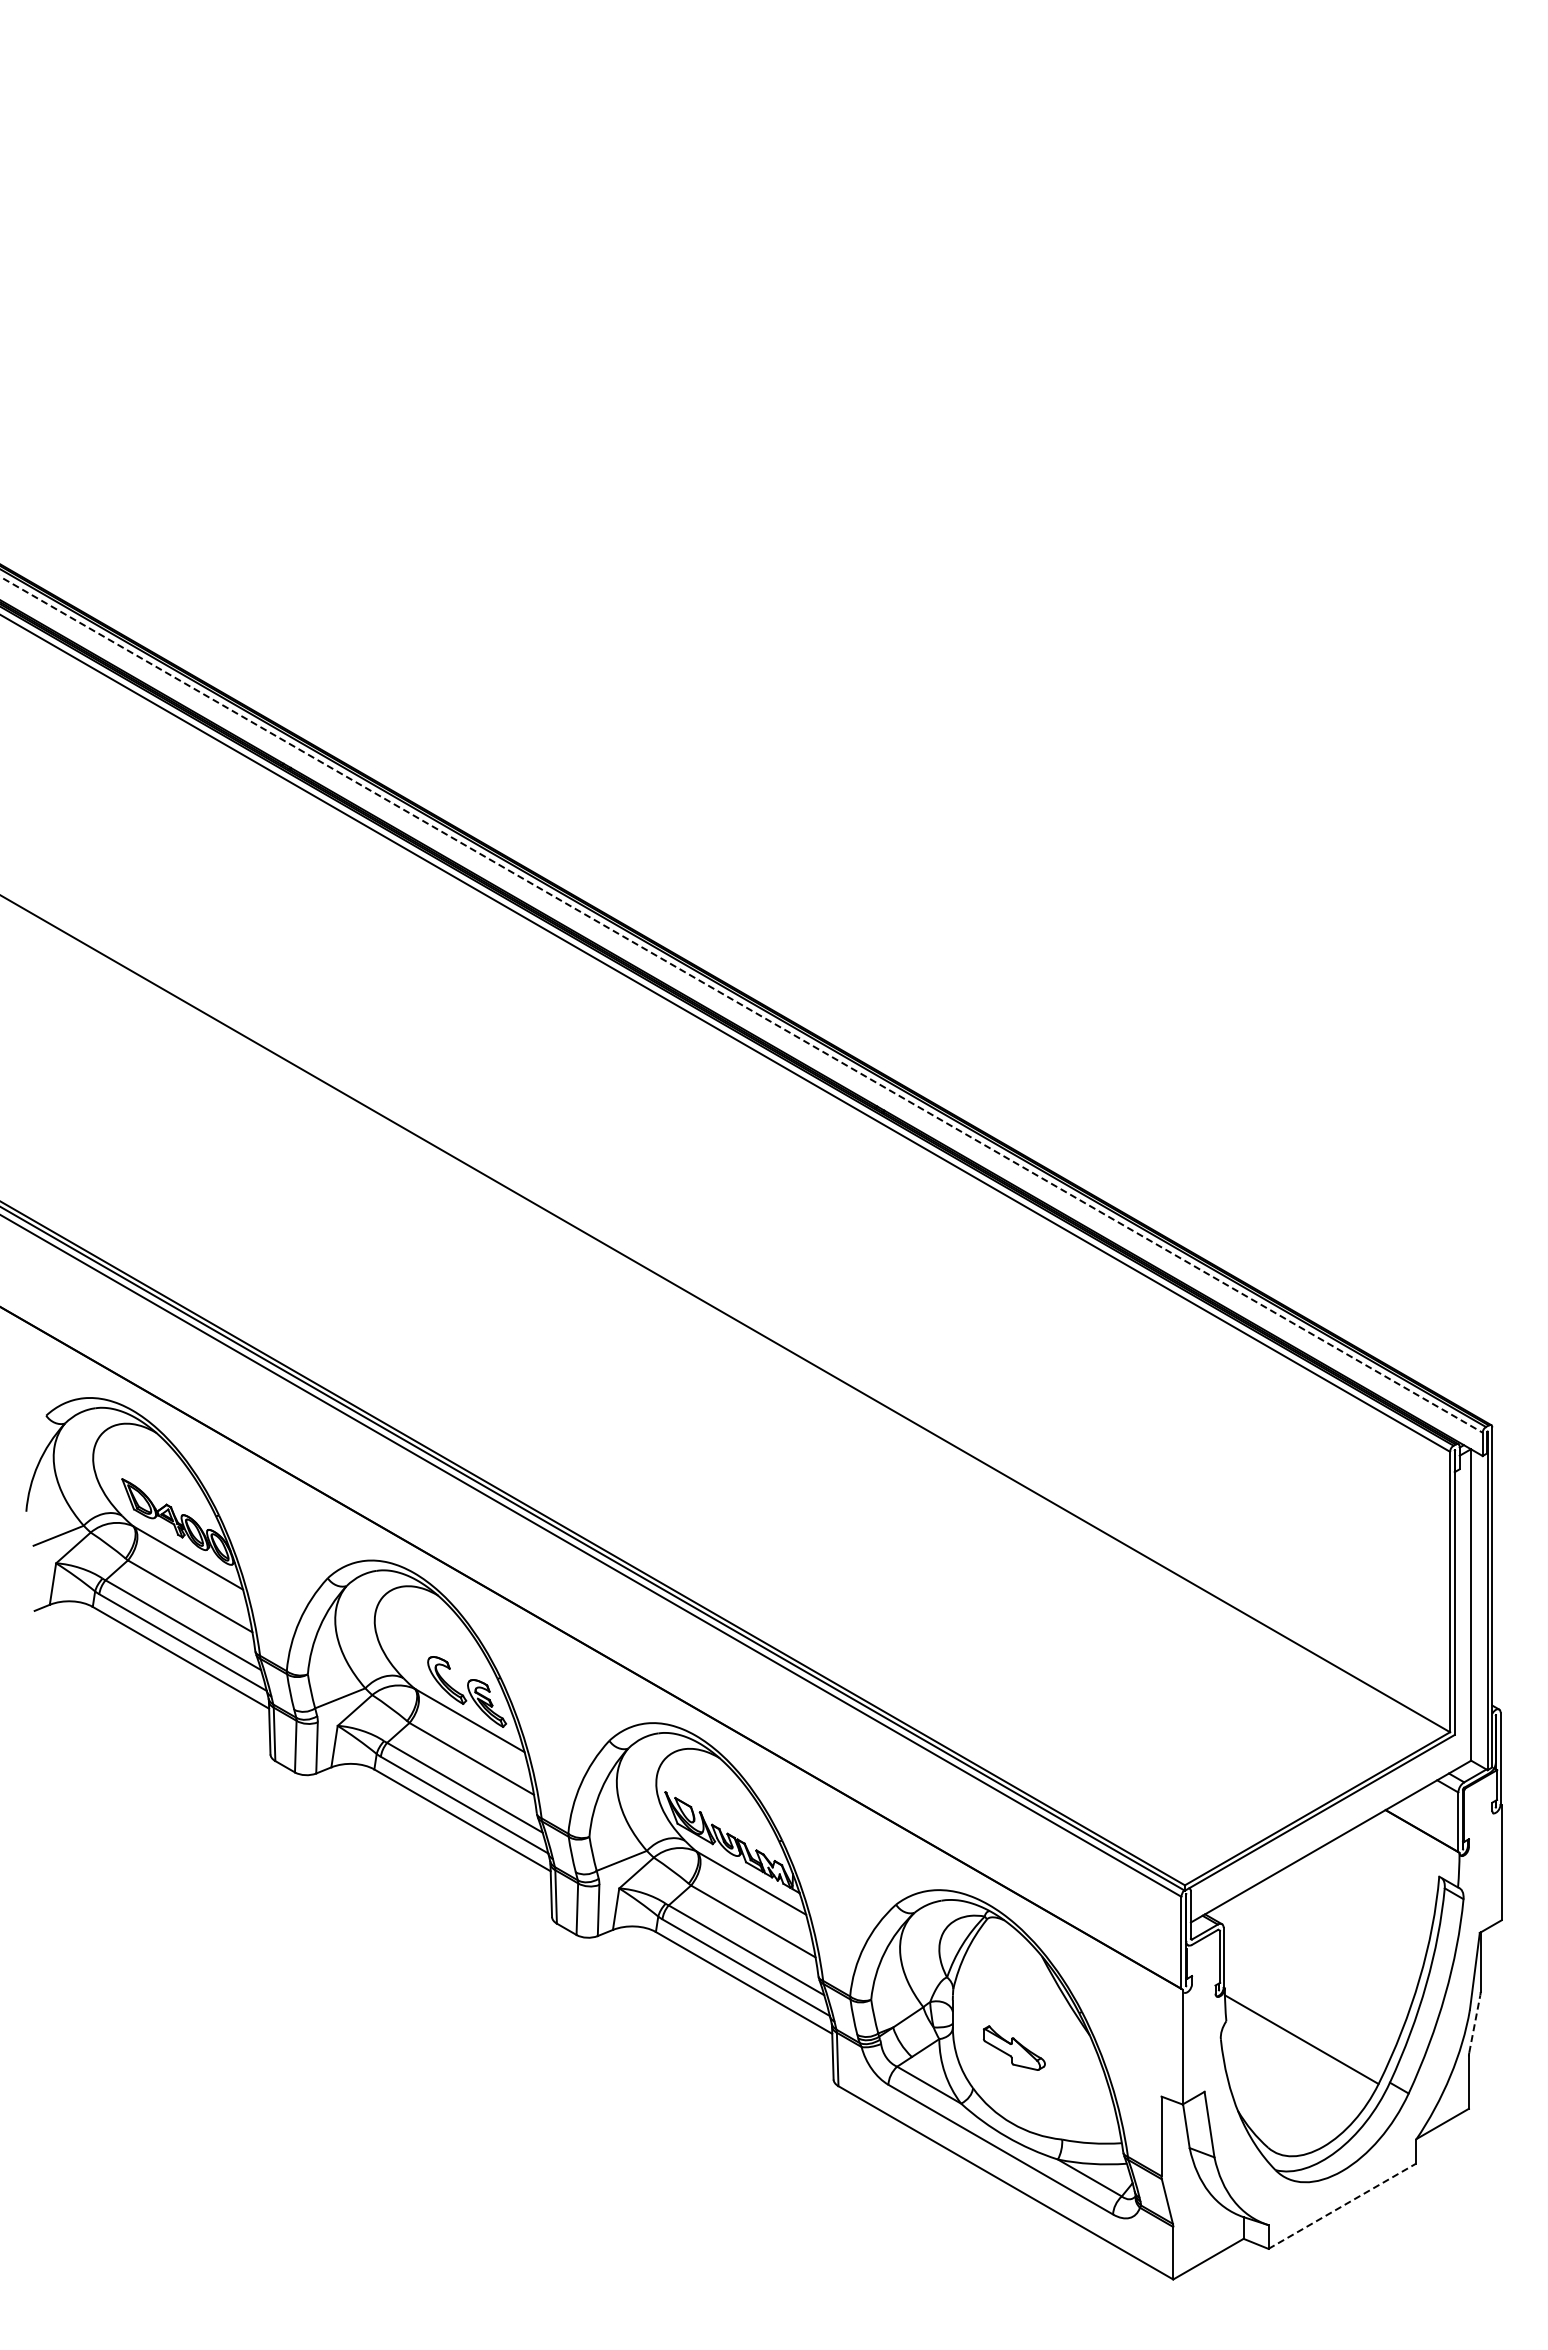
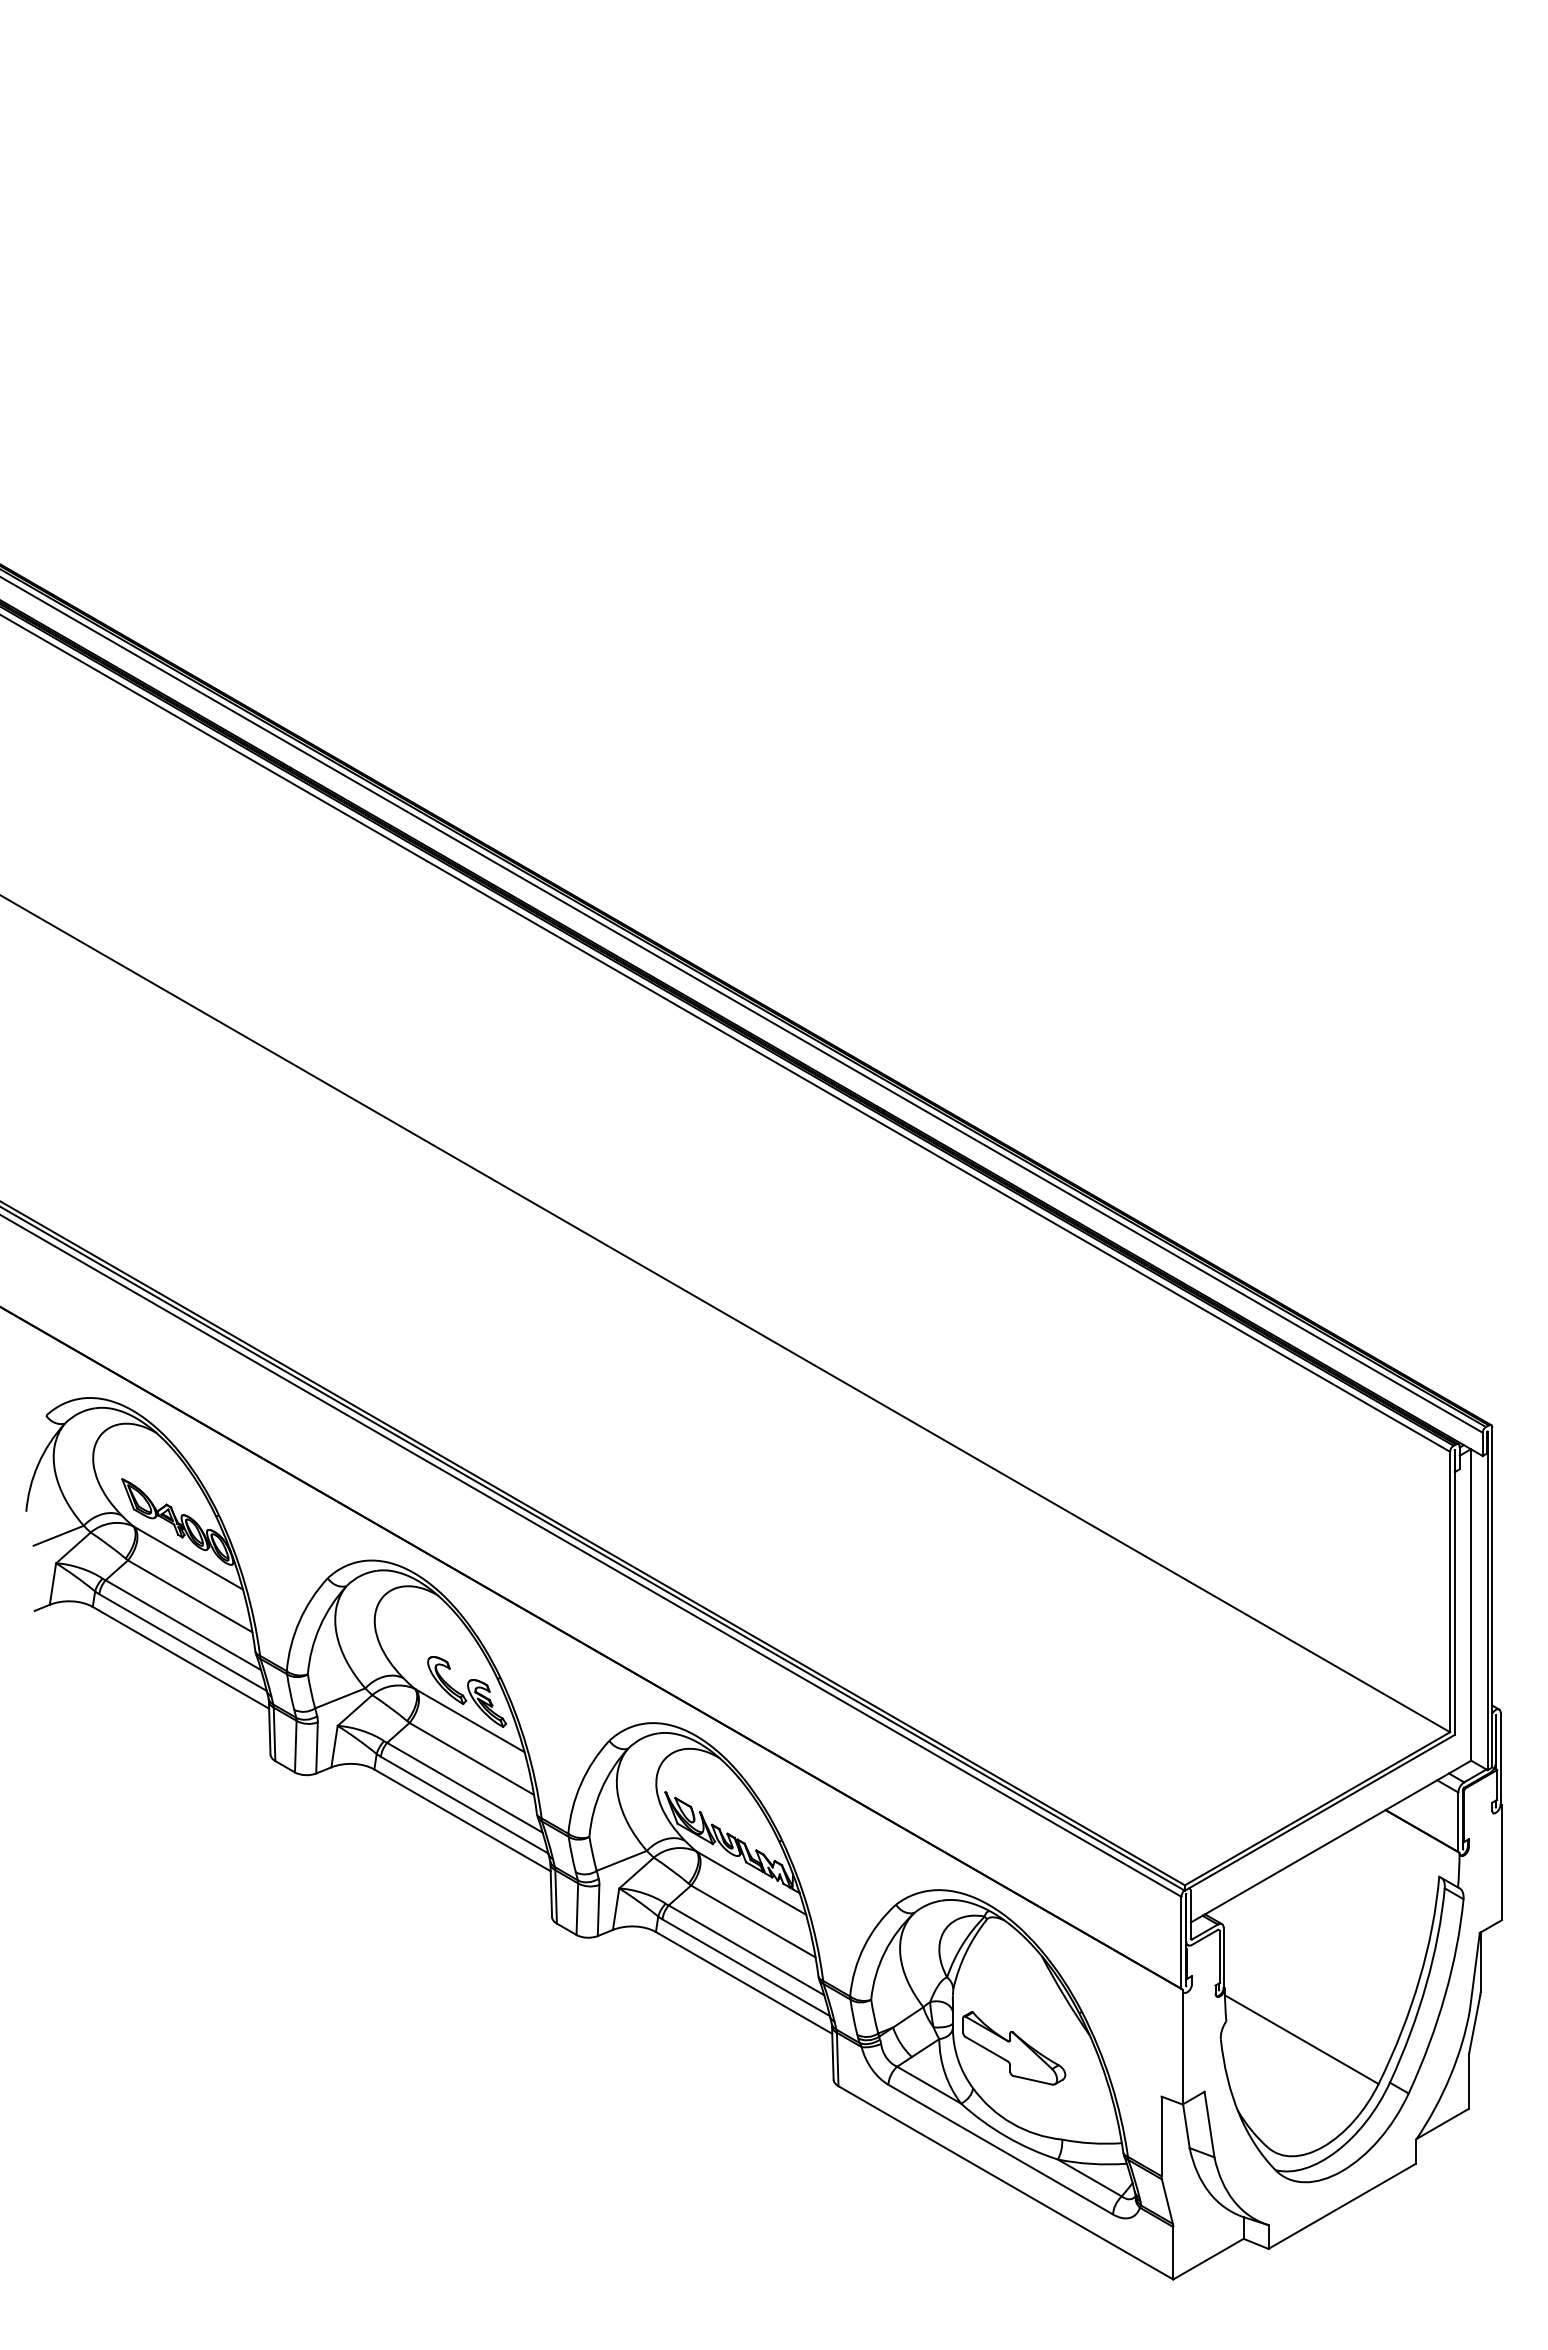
line: dashed -> solid (741, 1004)
line: dashed -> solid (1474, 2023)
part size: 64x46 px -> 105x76 px (1014, 2047)
line: dashed -> solid (1342, 2206)
